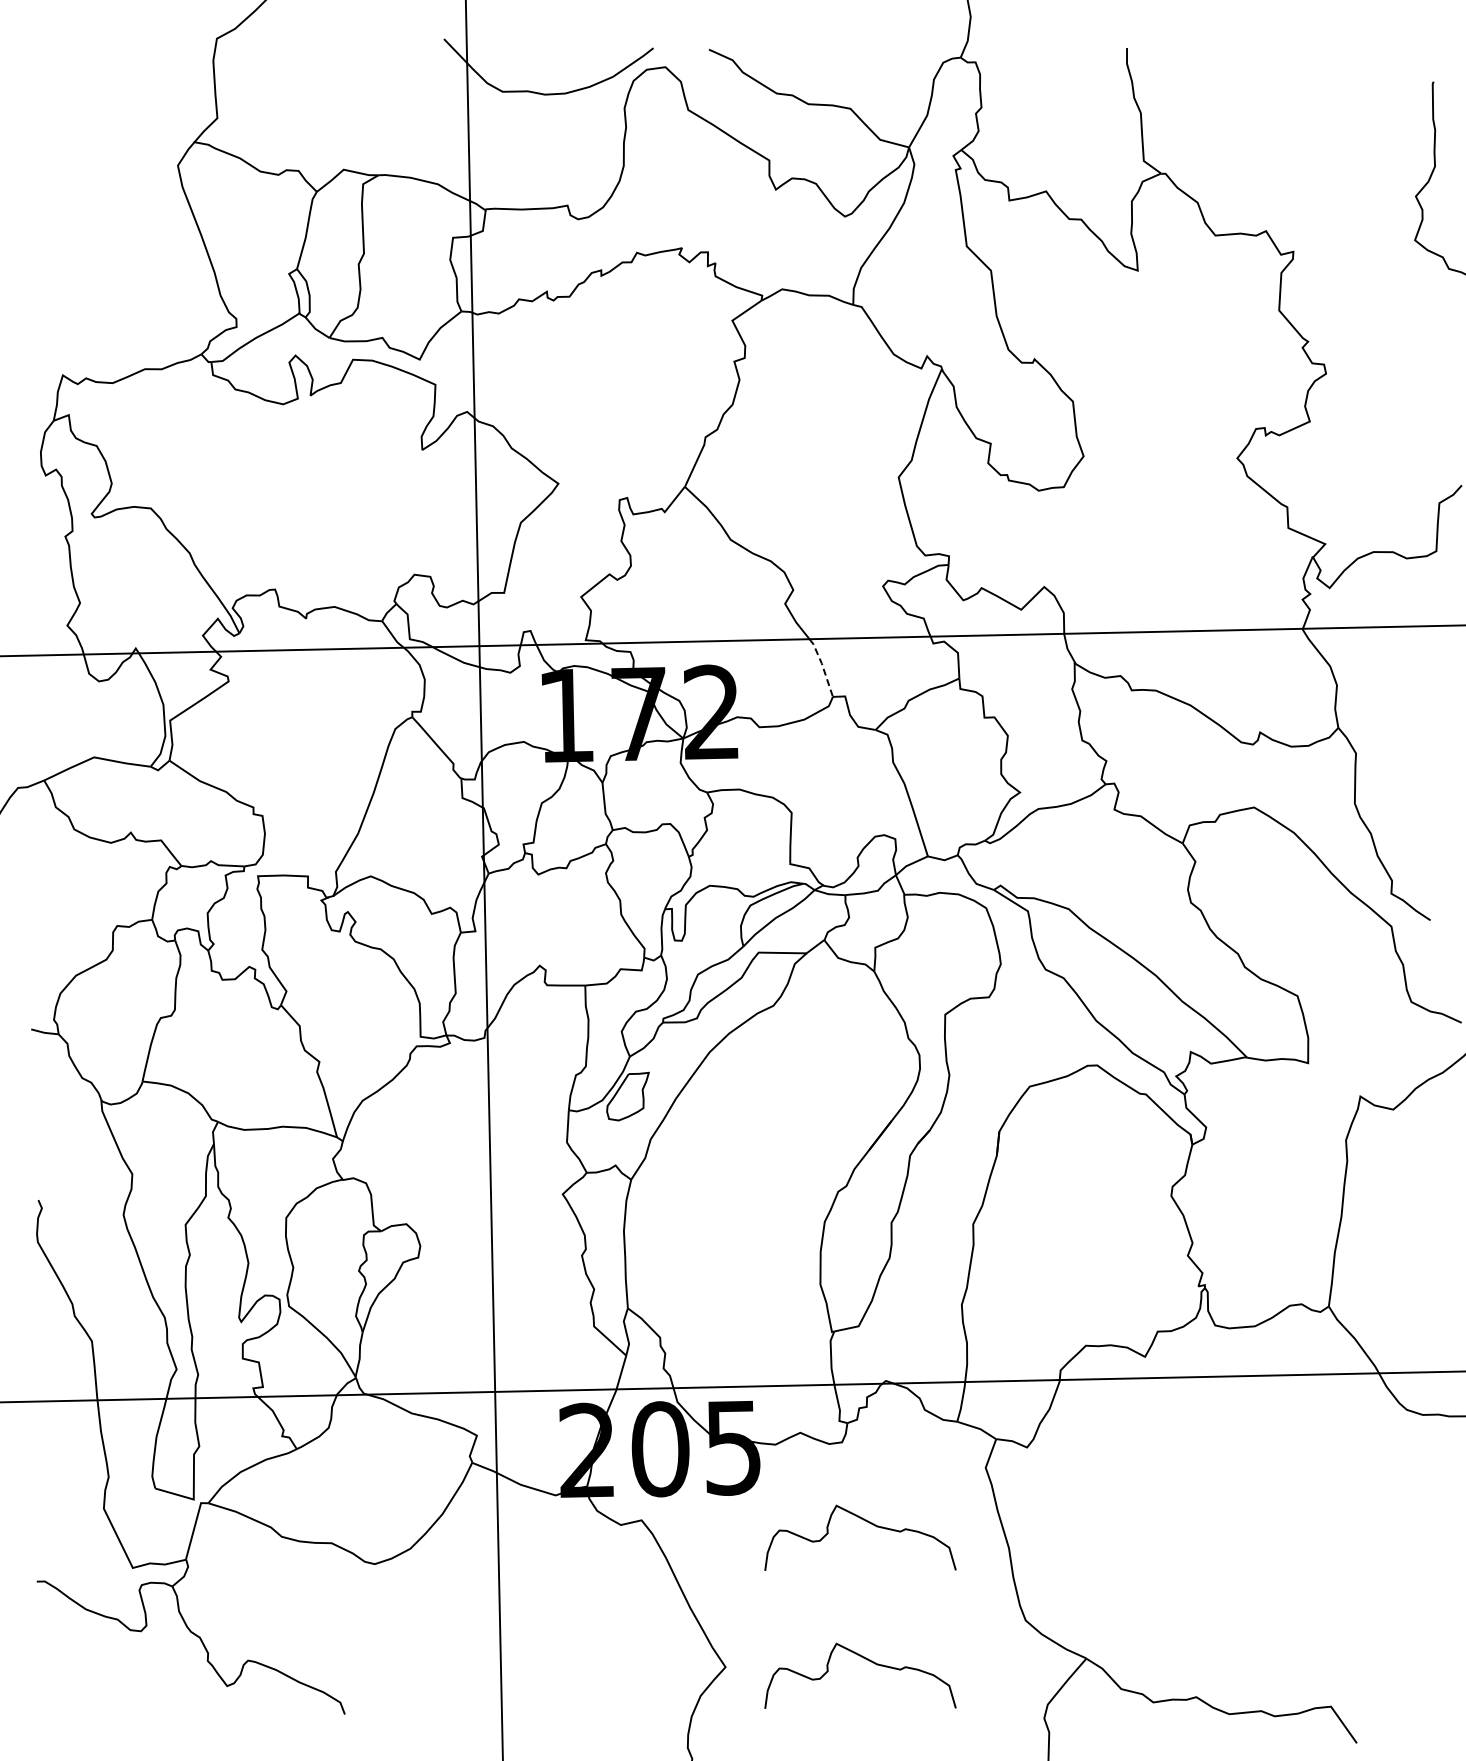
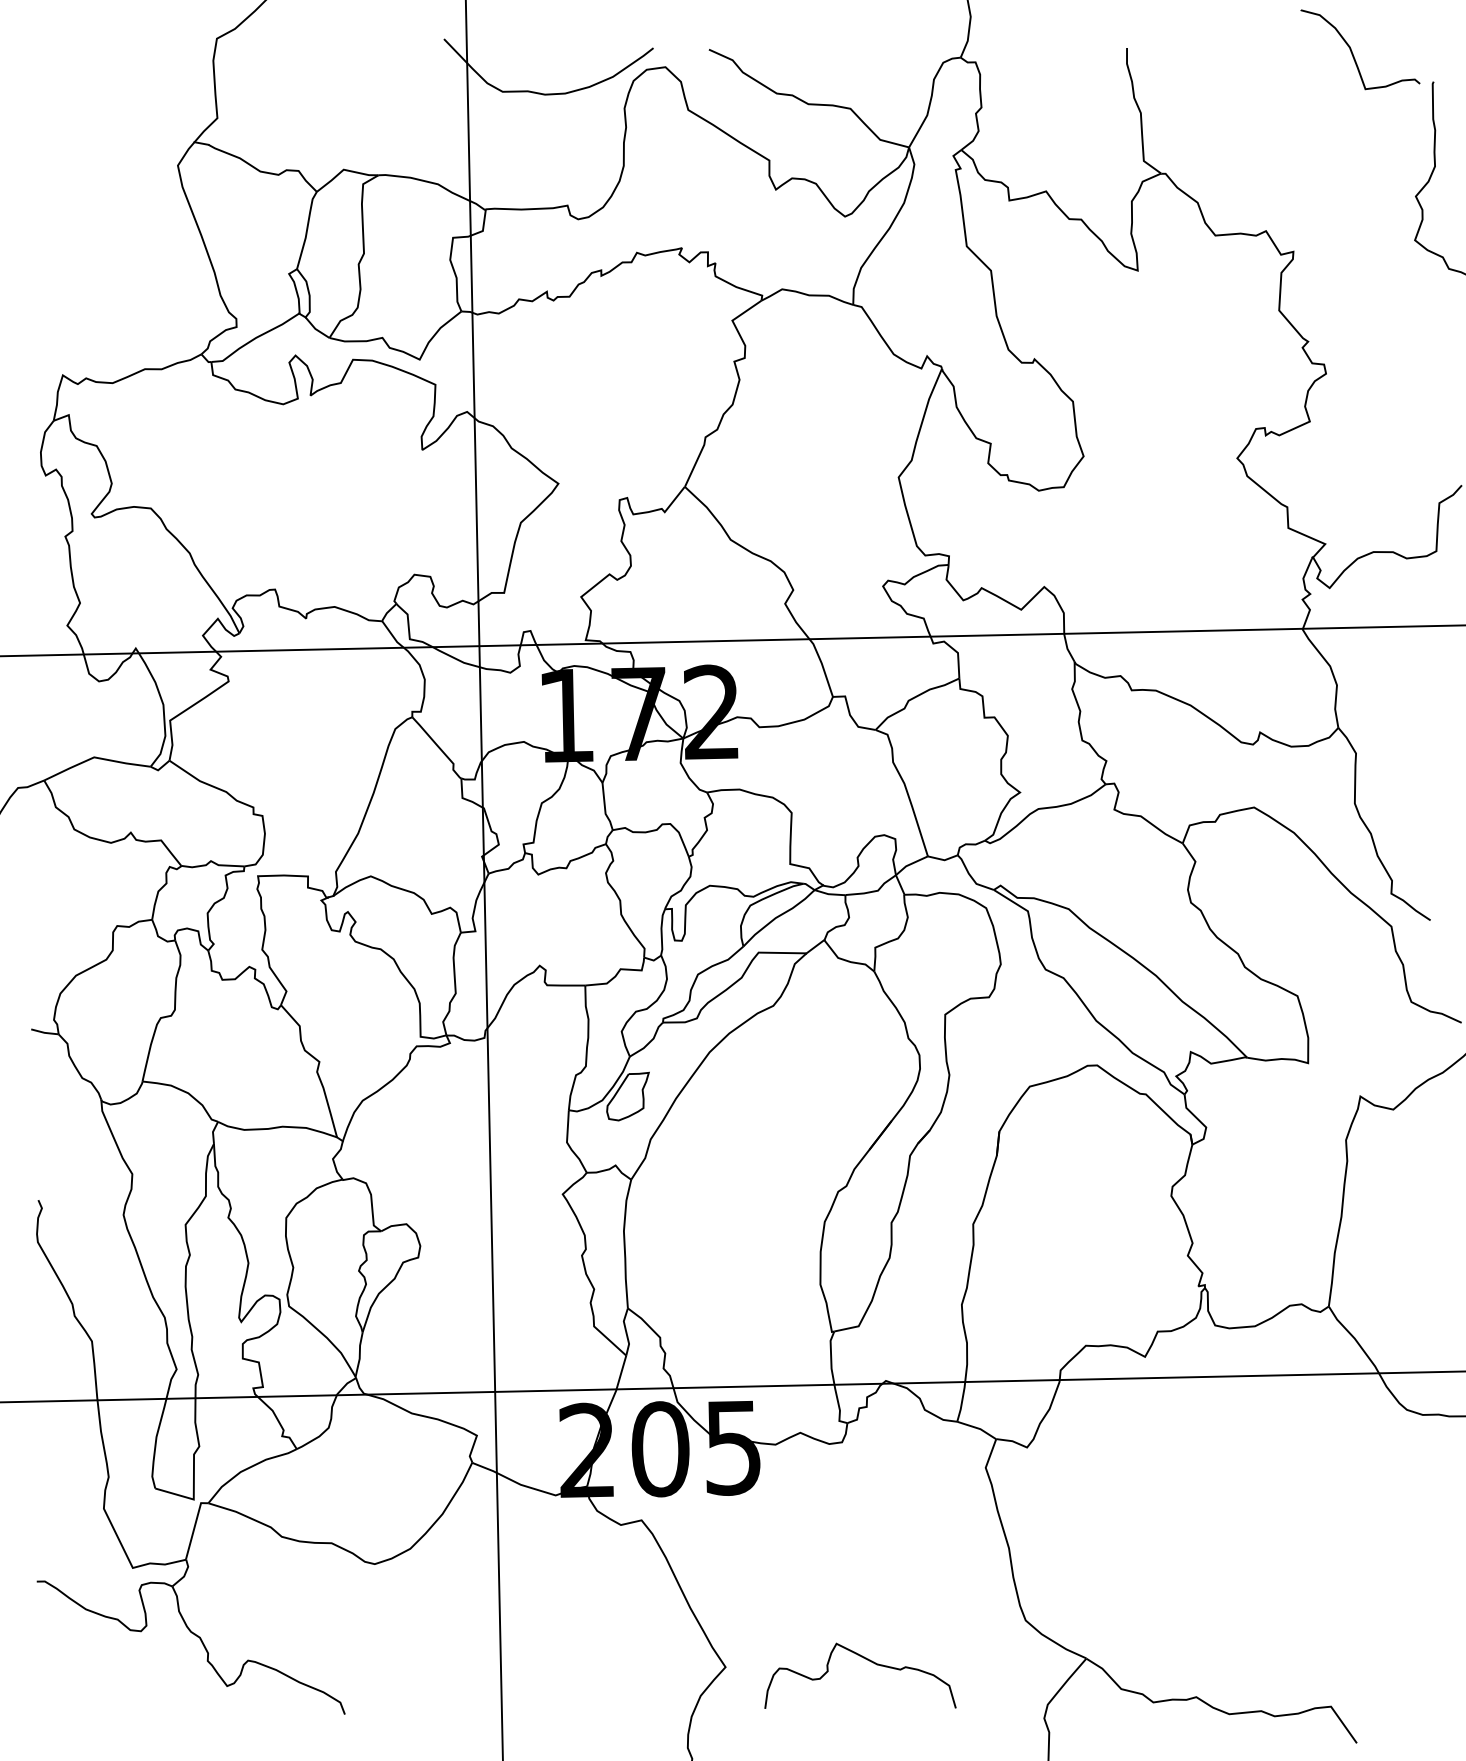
curve: none -> present (1353, 53)
line: dashed -> solid (822, 666)
curve: present -> none (867, 1522)
